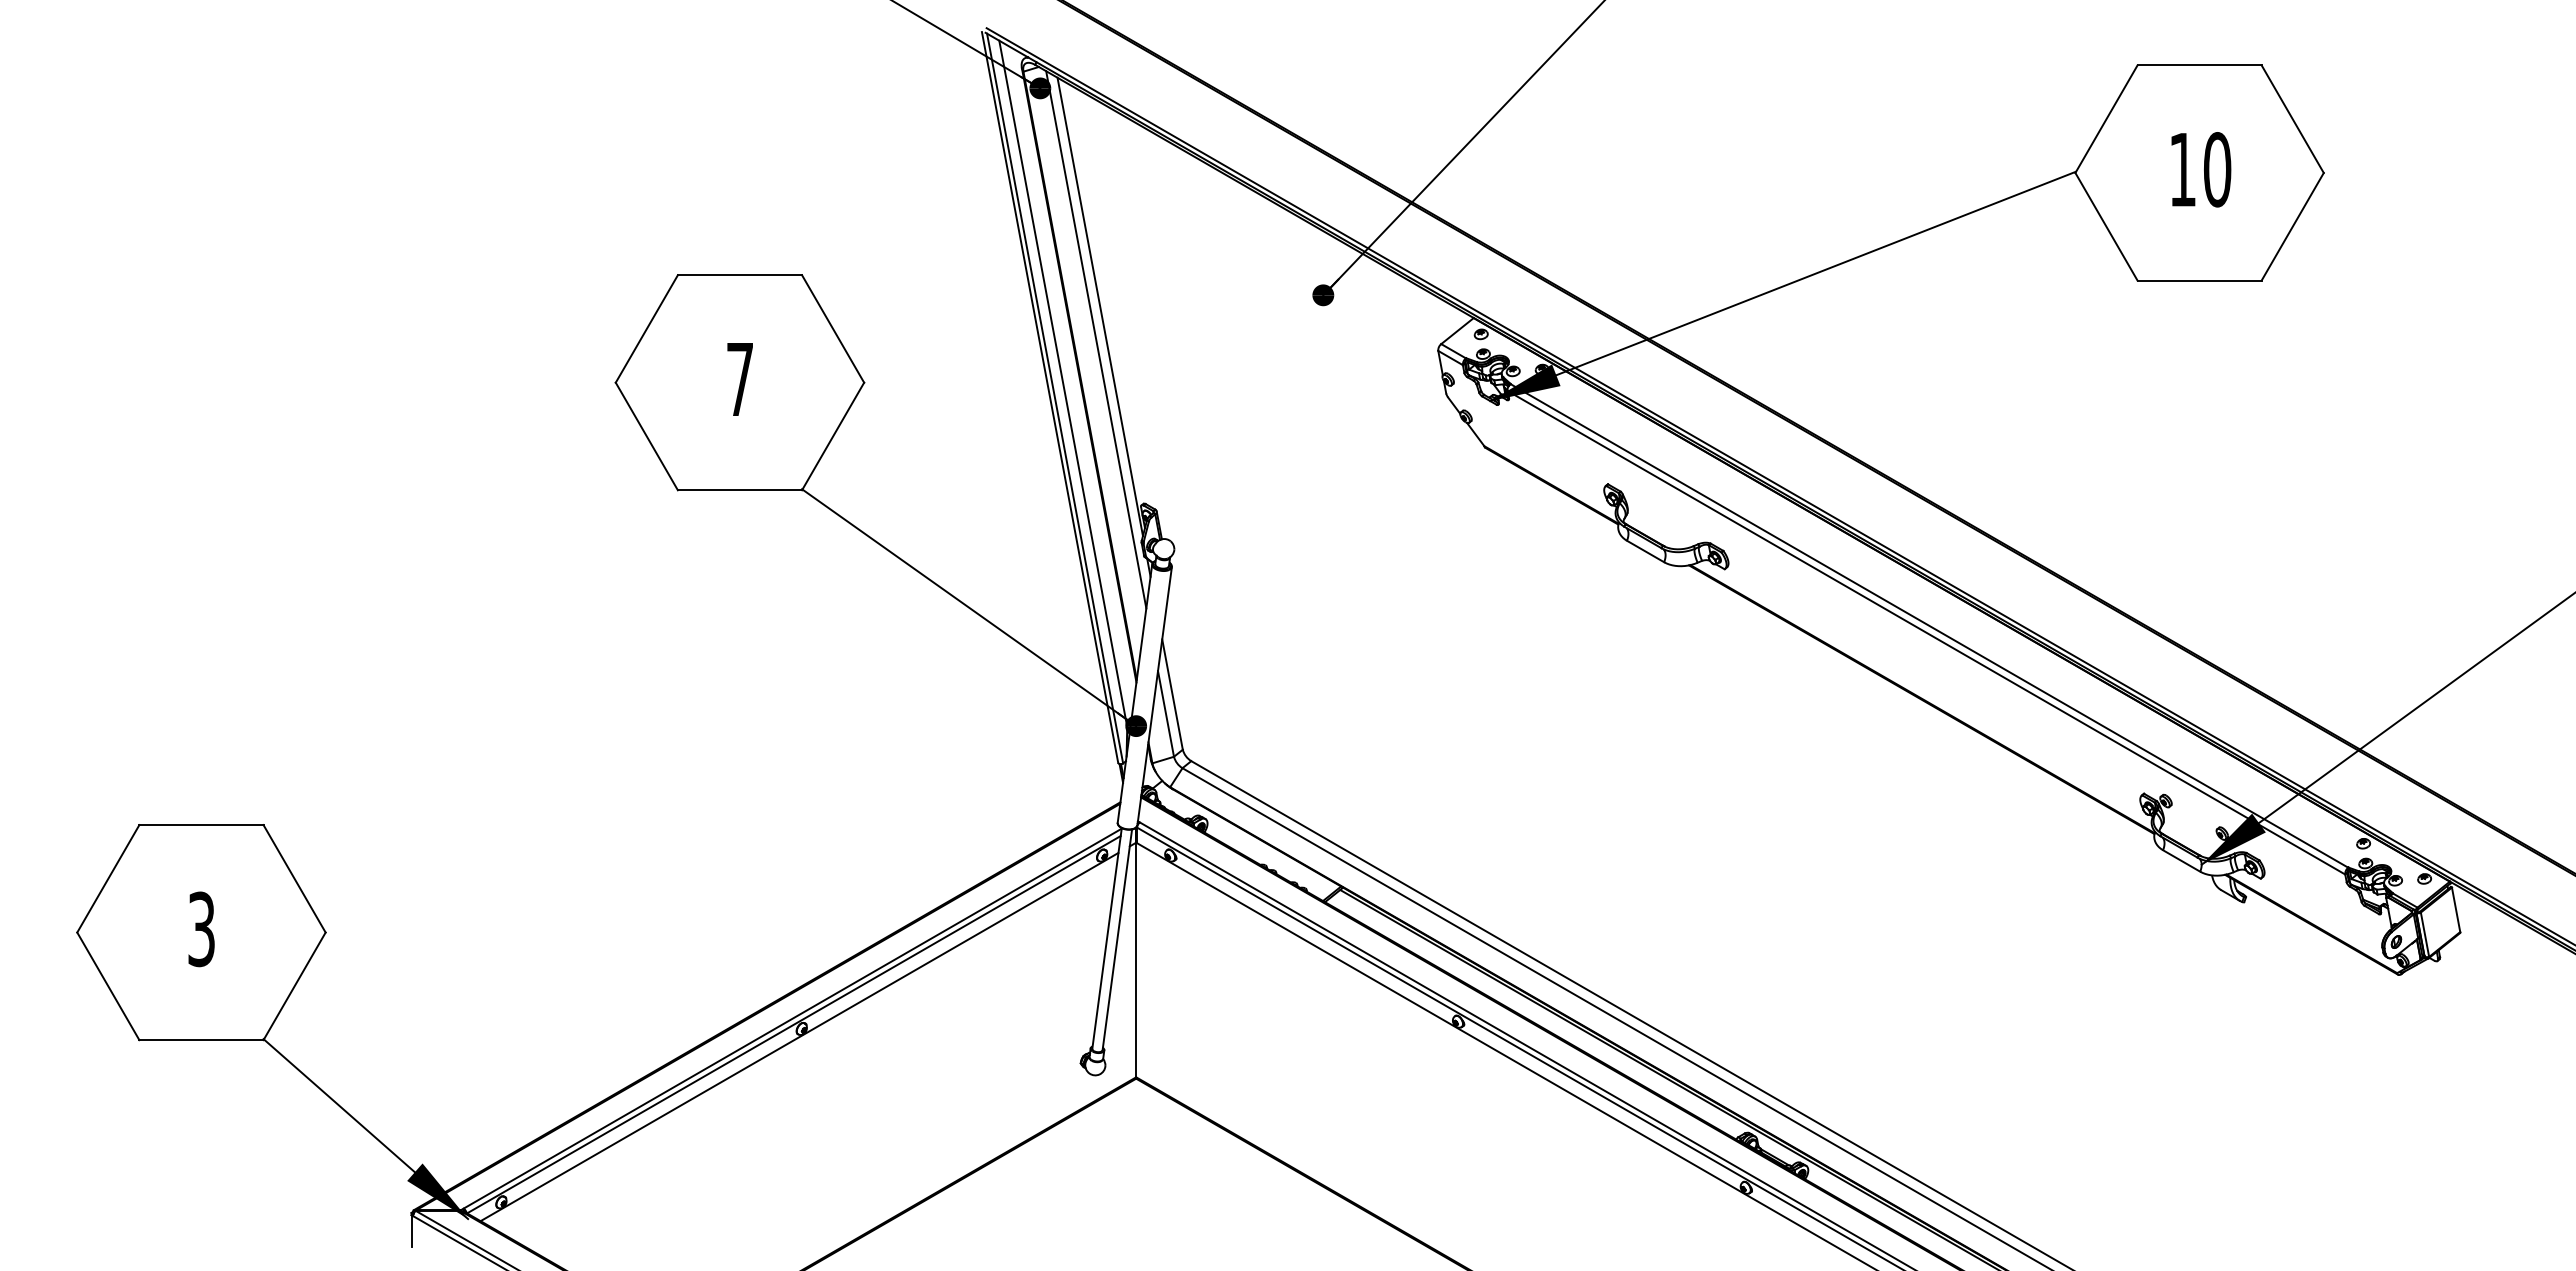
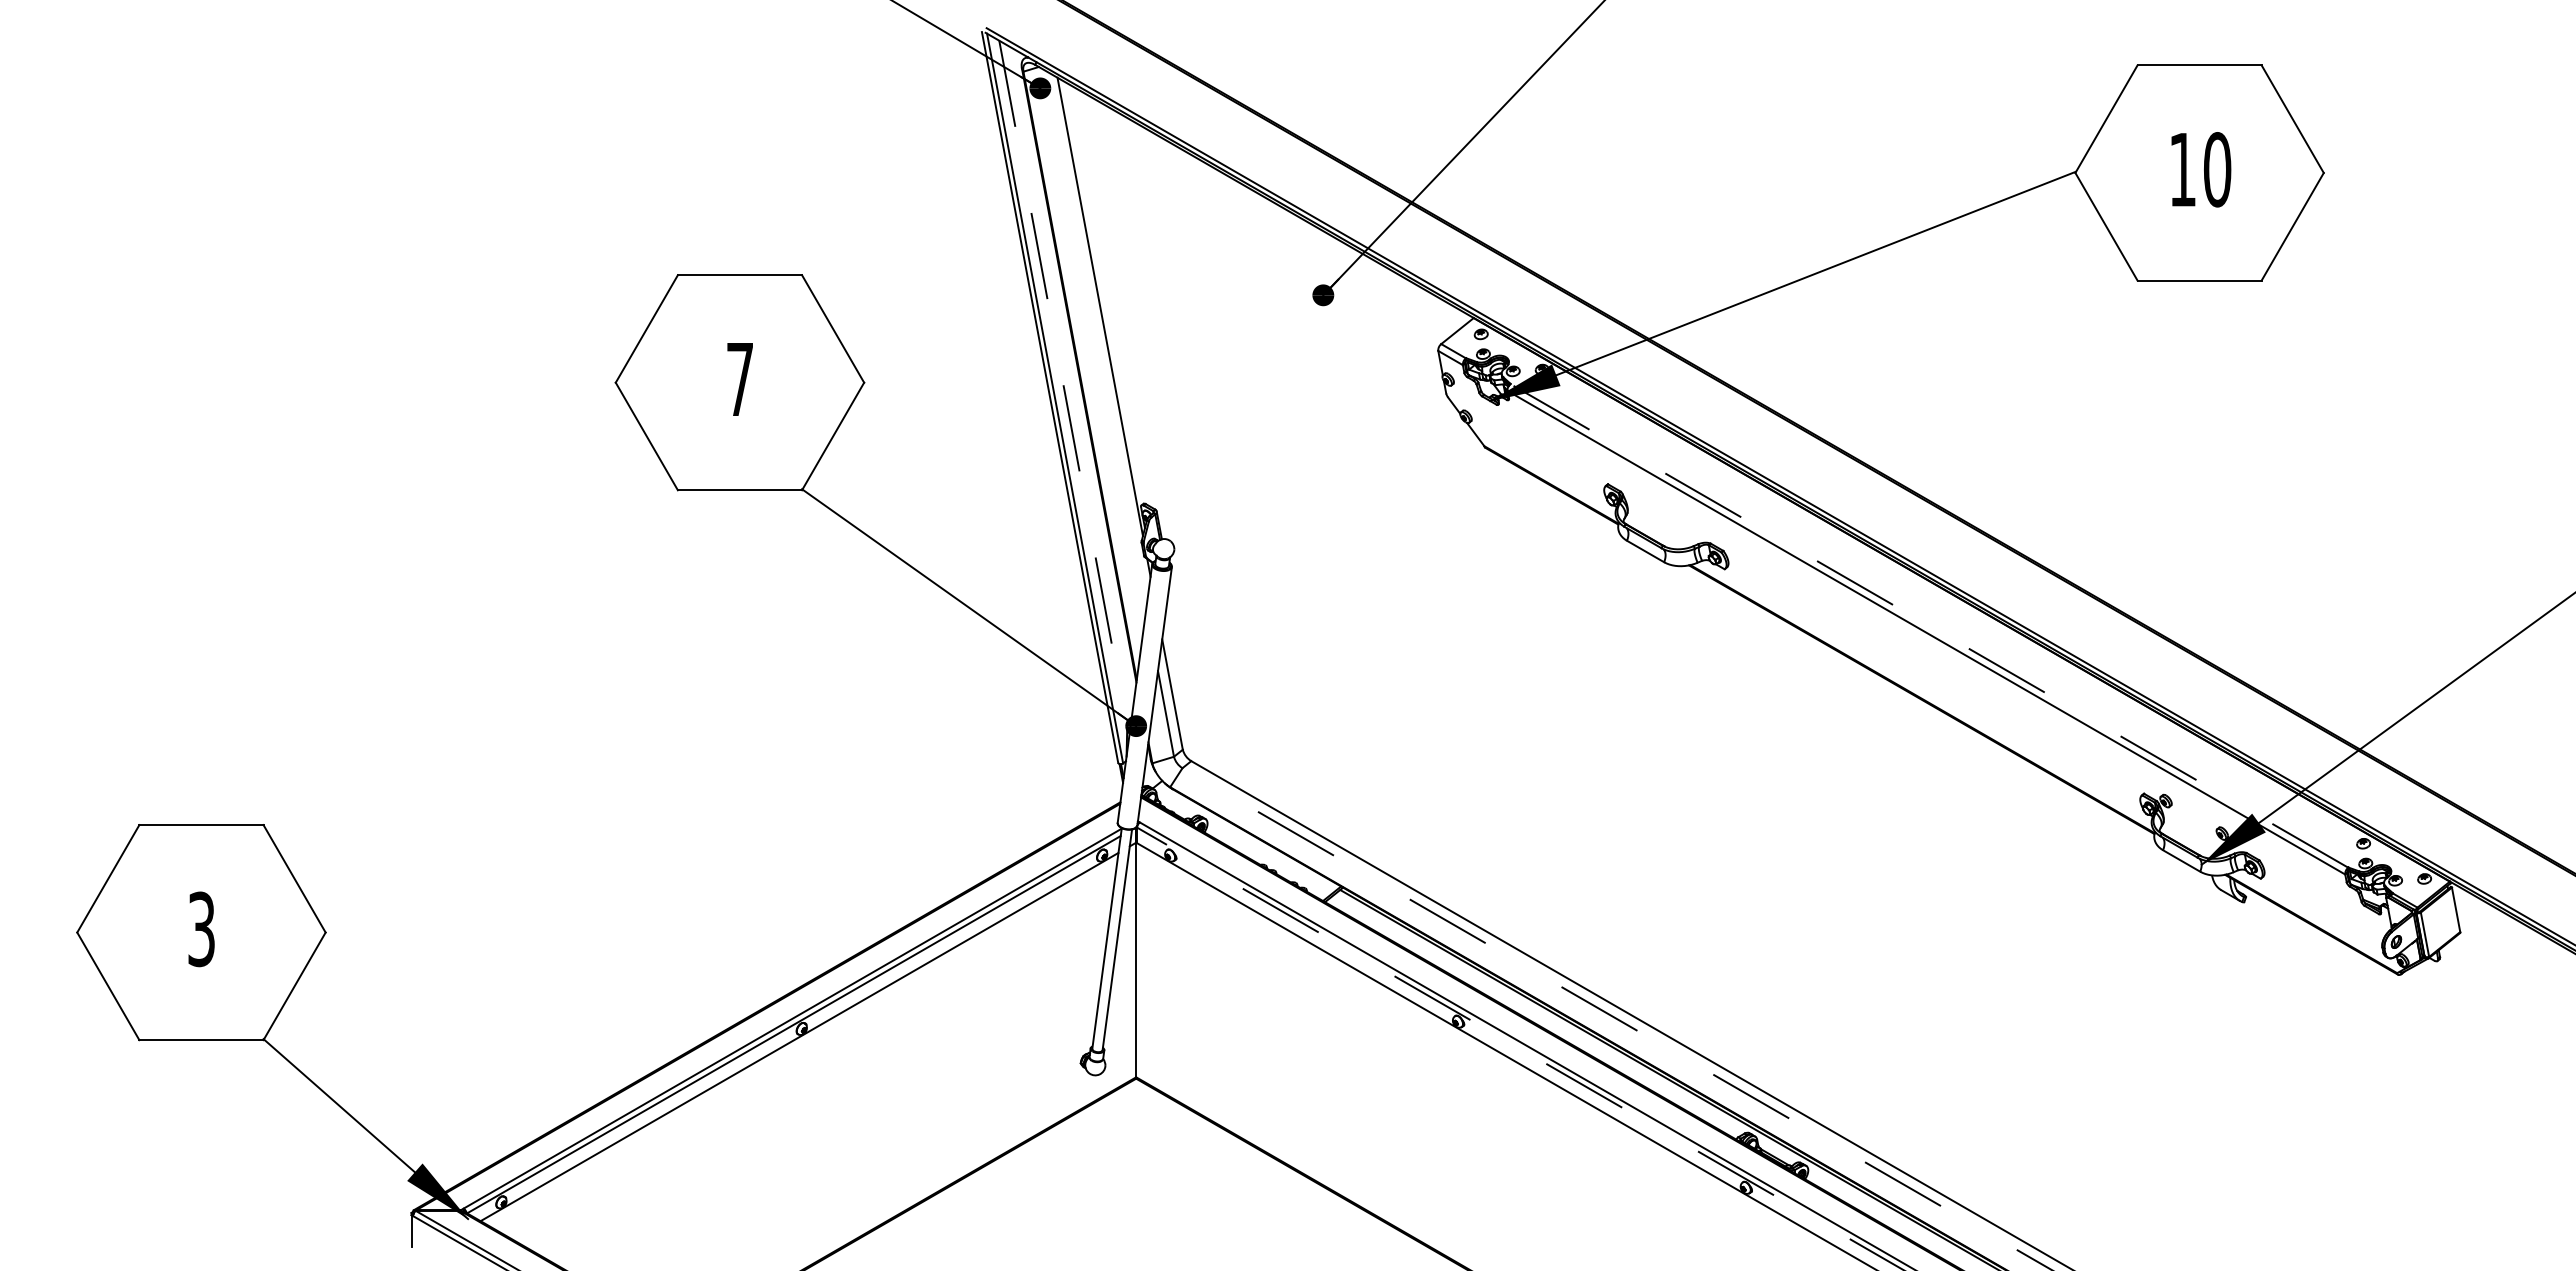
line: present -> none (1096, 339)
line: solid -> dashed (1063, 384)
line: solid -> dashed (1929, 625)
line: solid -> dashed (1617, 1019)
line: solid -> dashed (1520, 1048)
